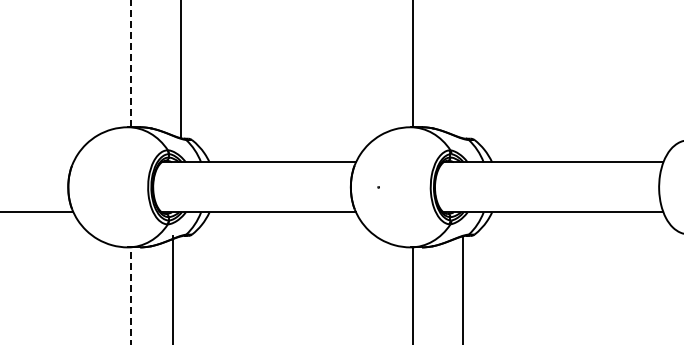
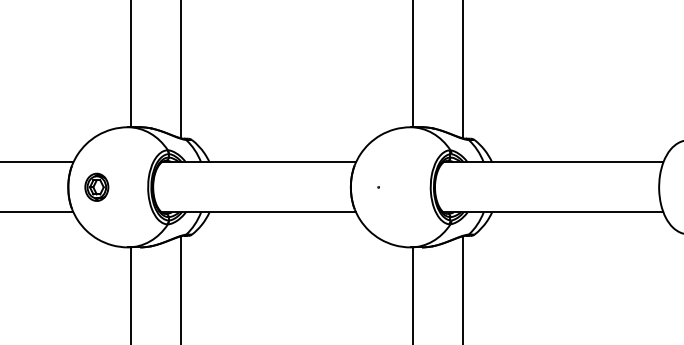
line: dashed -> solid (131, 63)
line: none -> present (463, 70)
line: none -> present (37, 162)
part: none -> present (96, 186)
line position: (173, 288) -> (181, 288) (181, 288)
line: dashed -> solid (131, 295)
